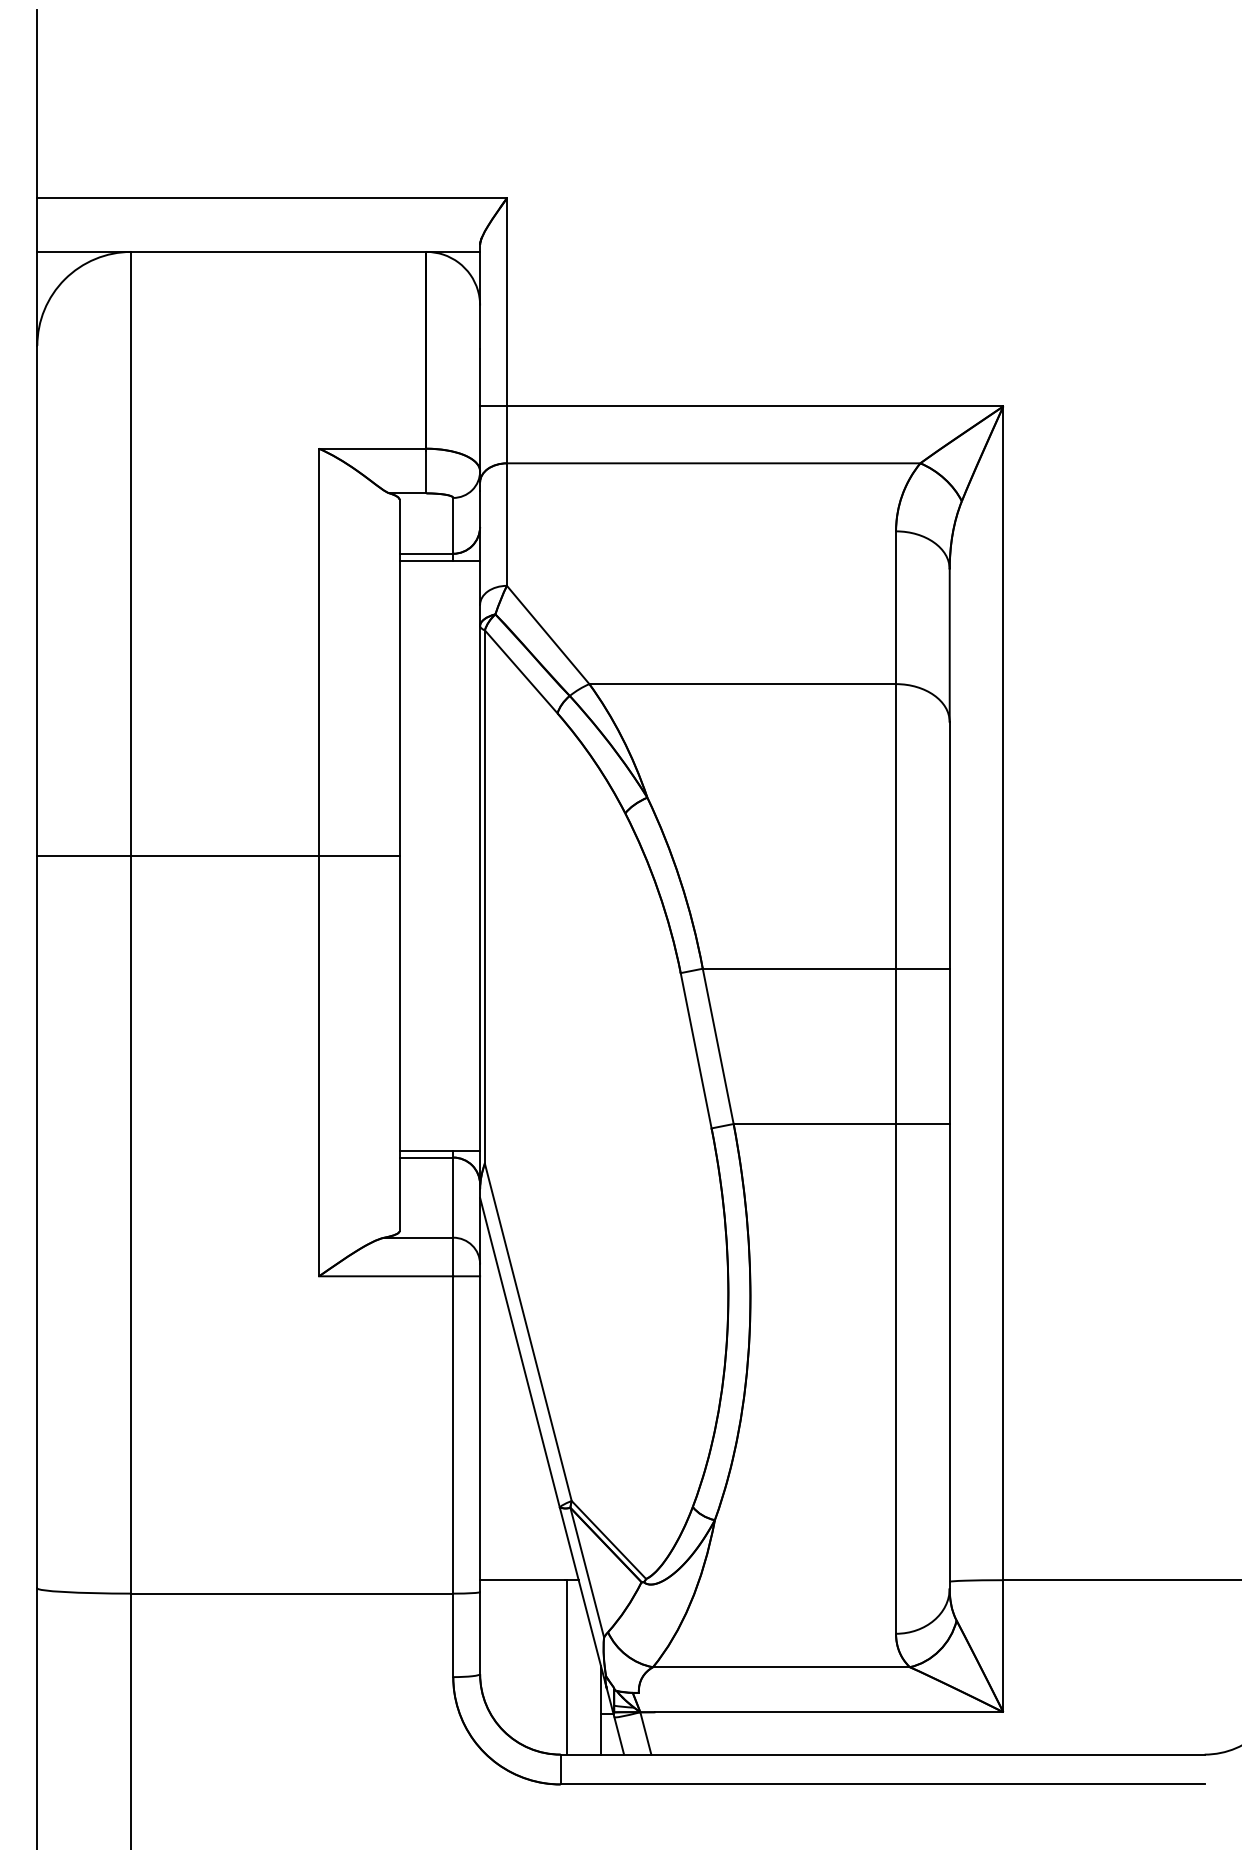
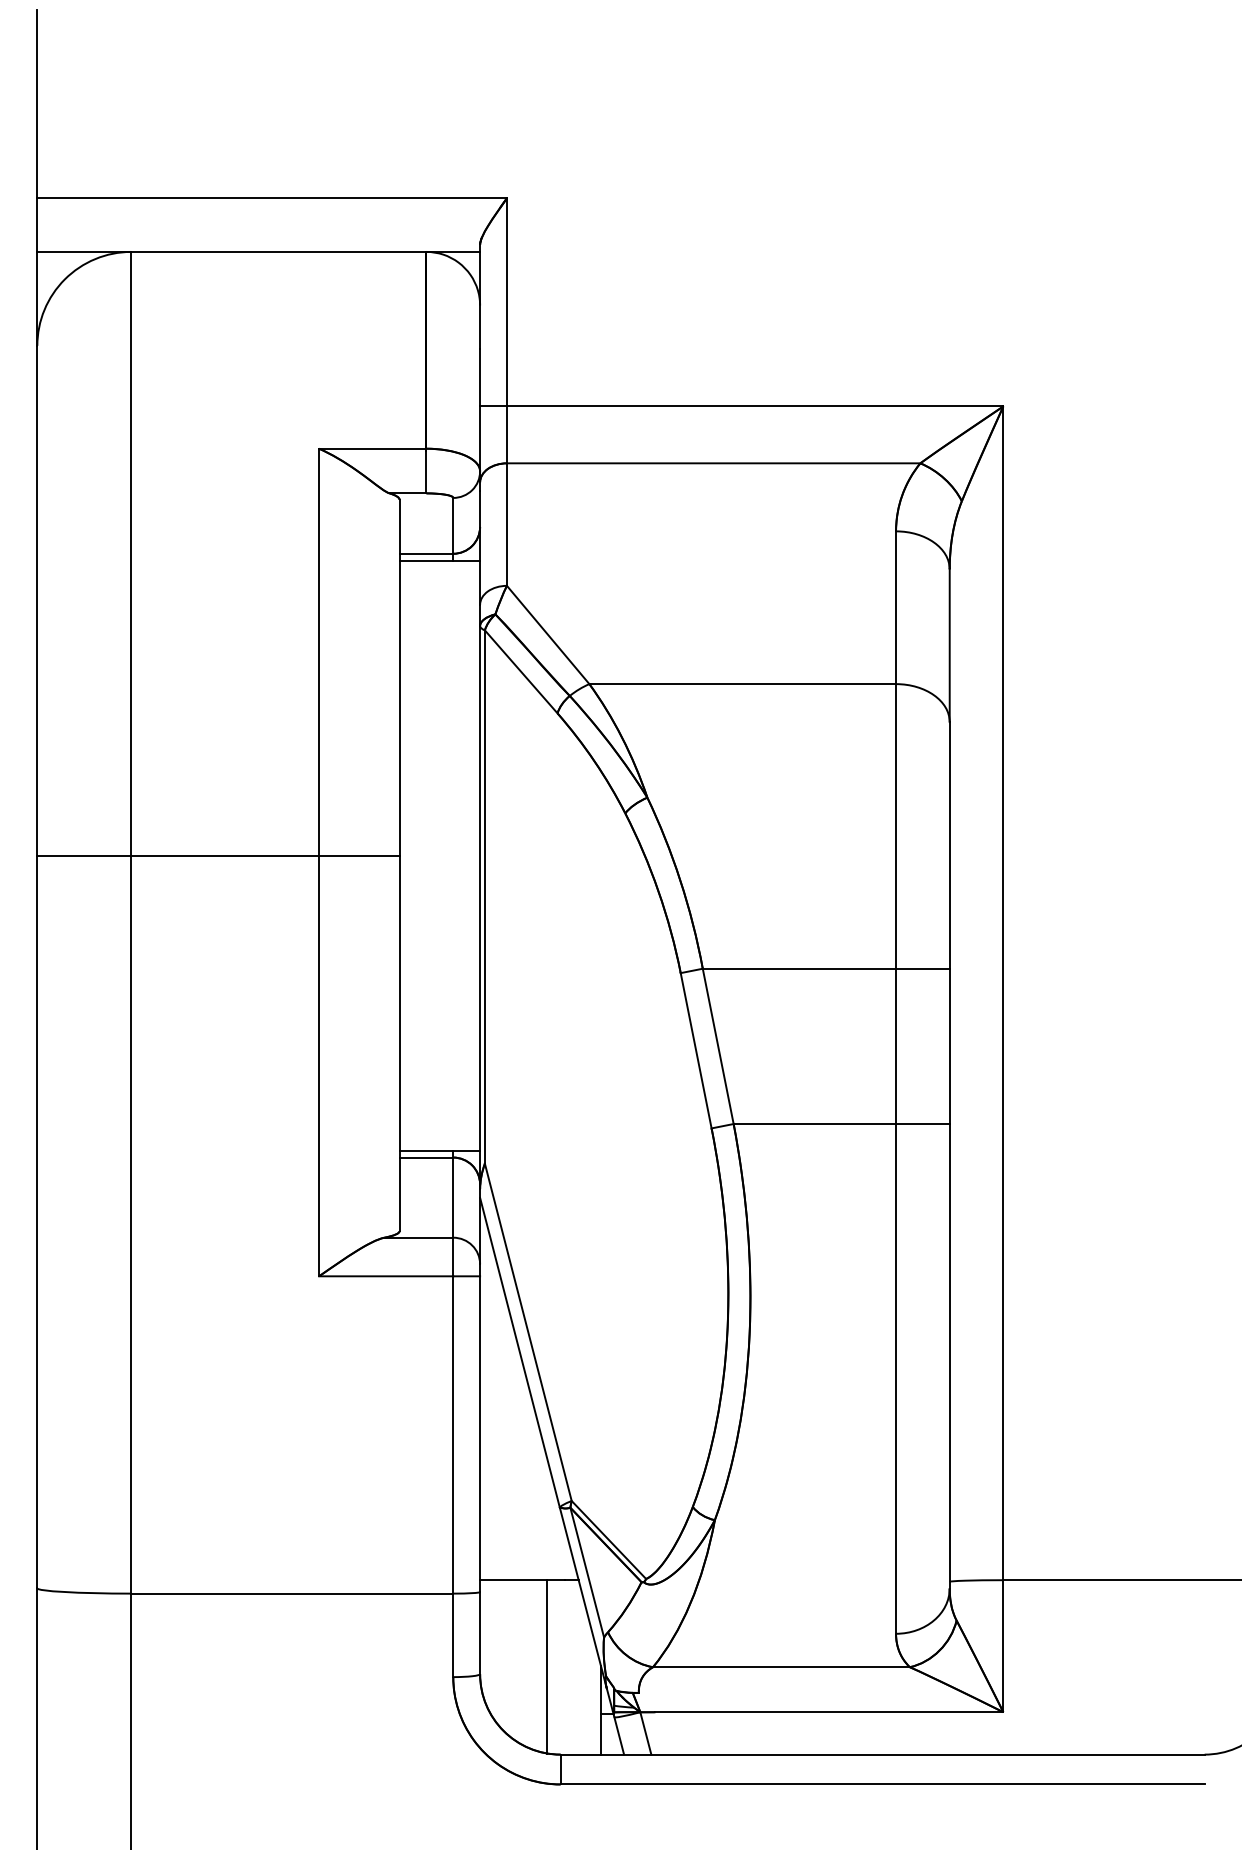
line position: (567, 1666) -> (547, 1666) (547, 1666)
